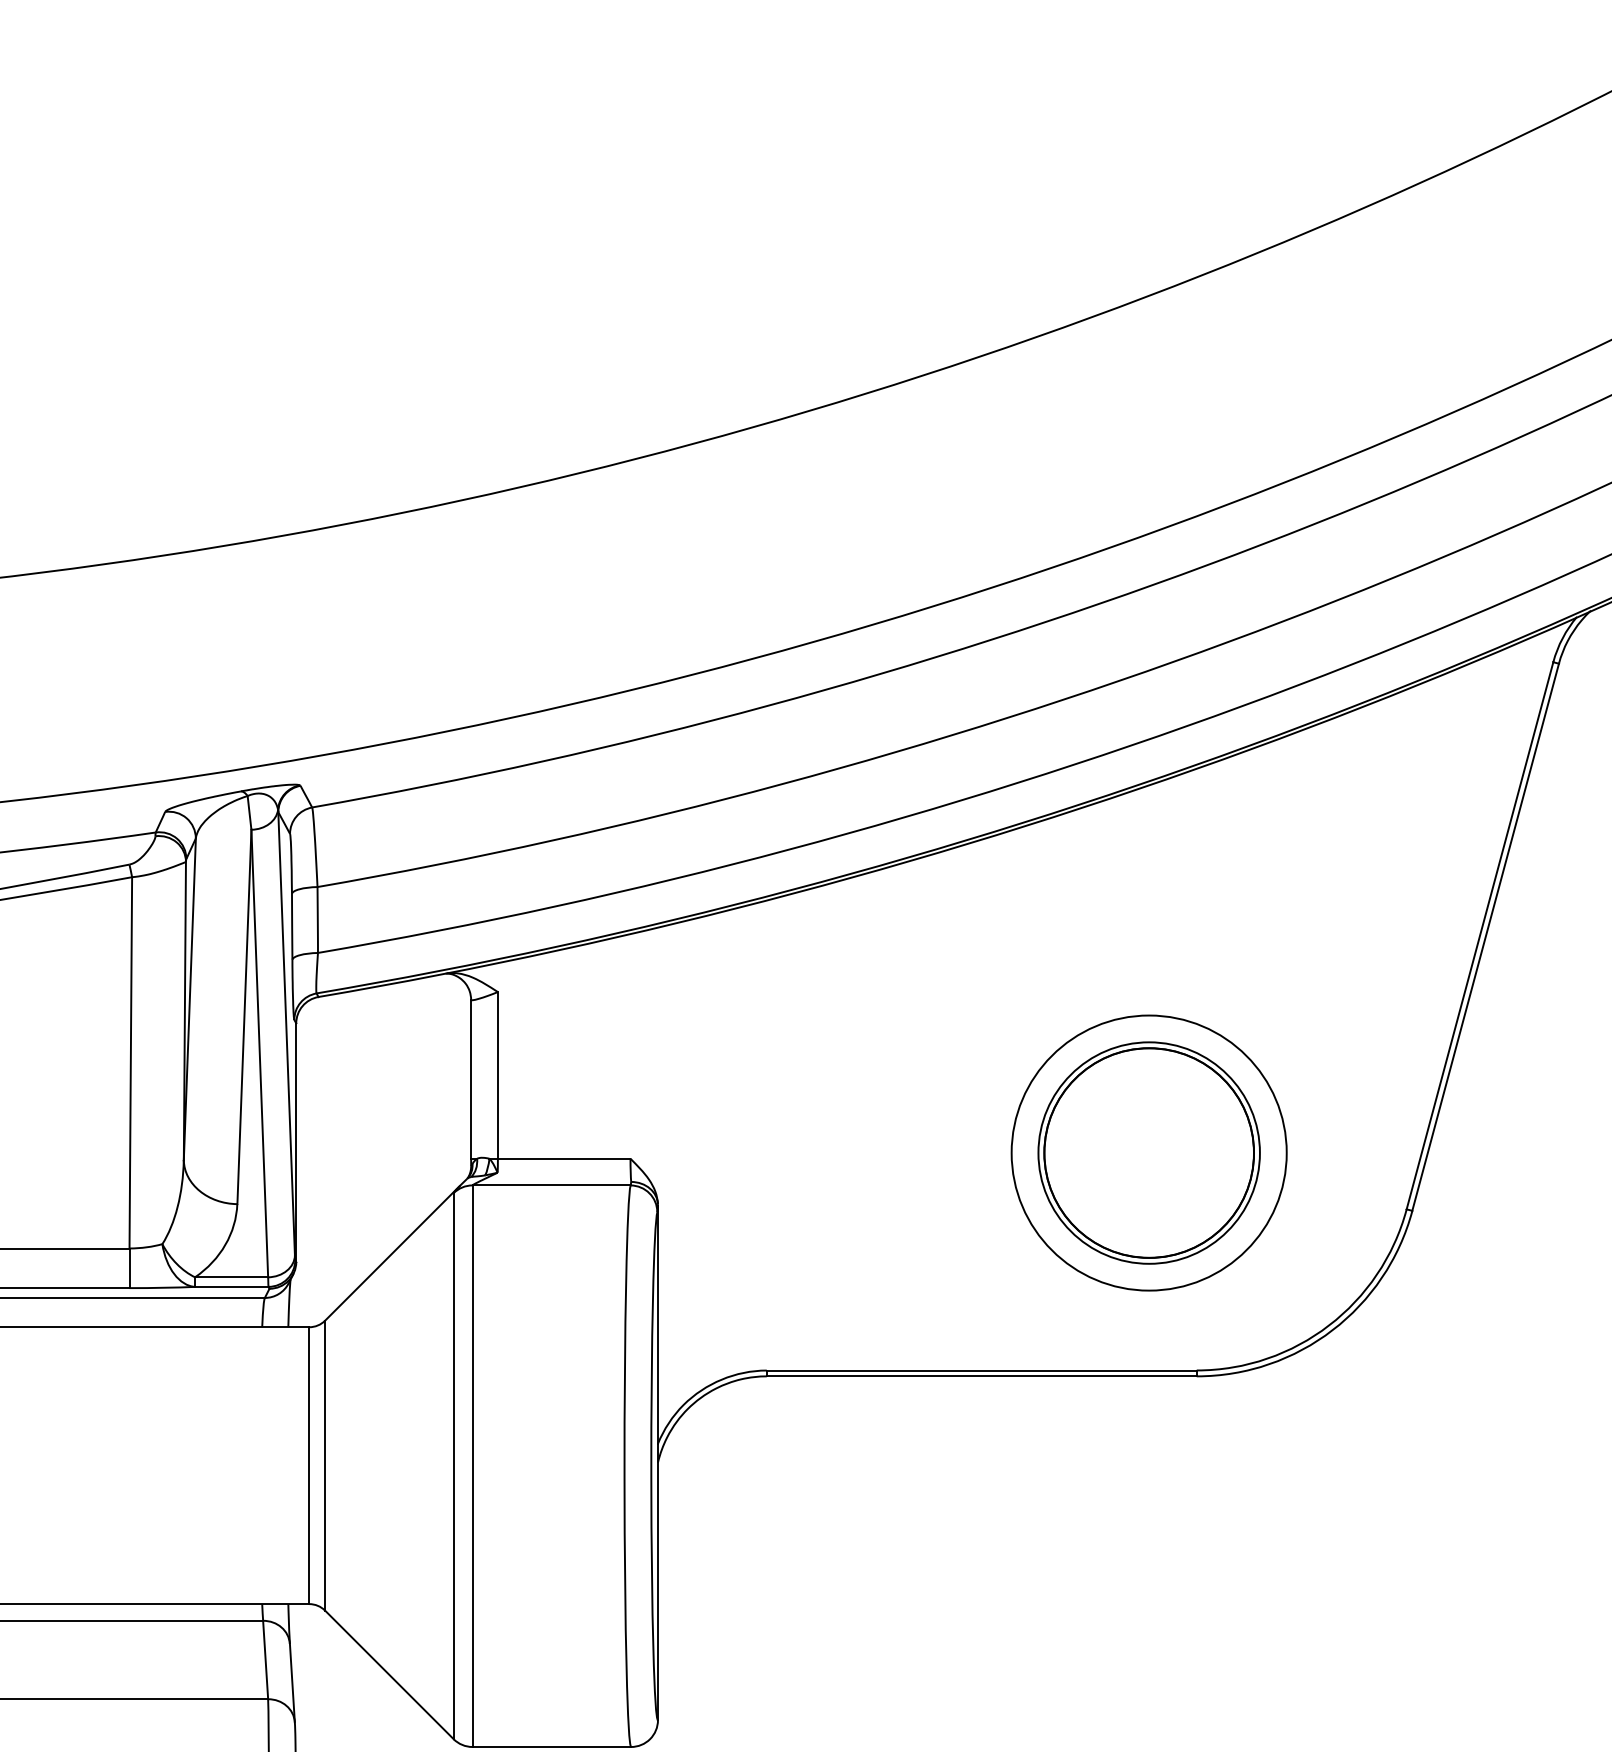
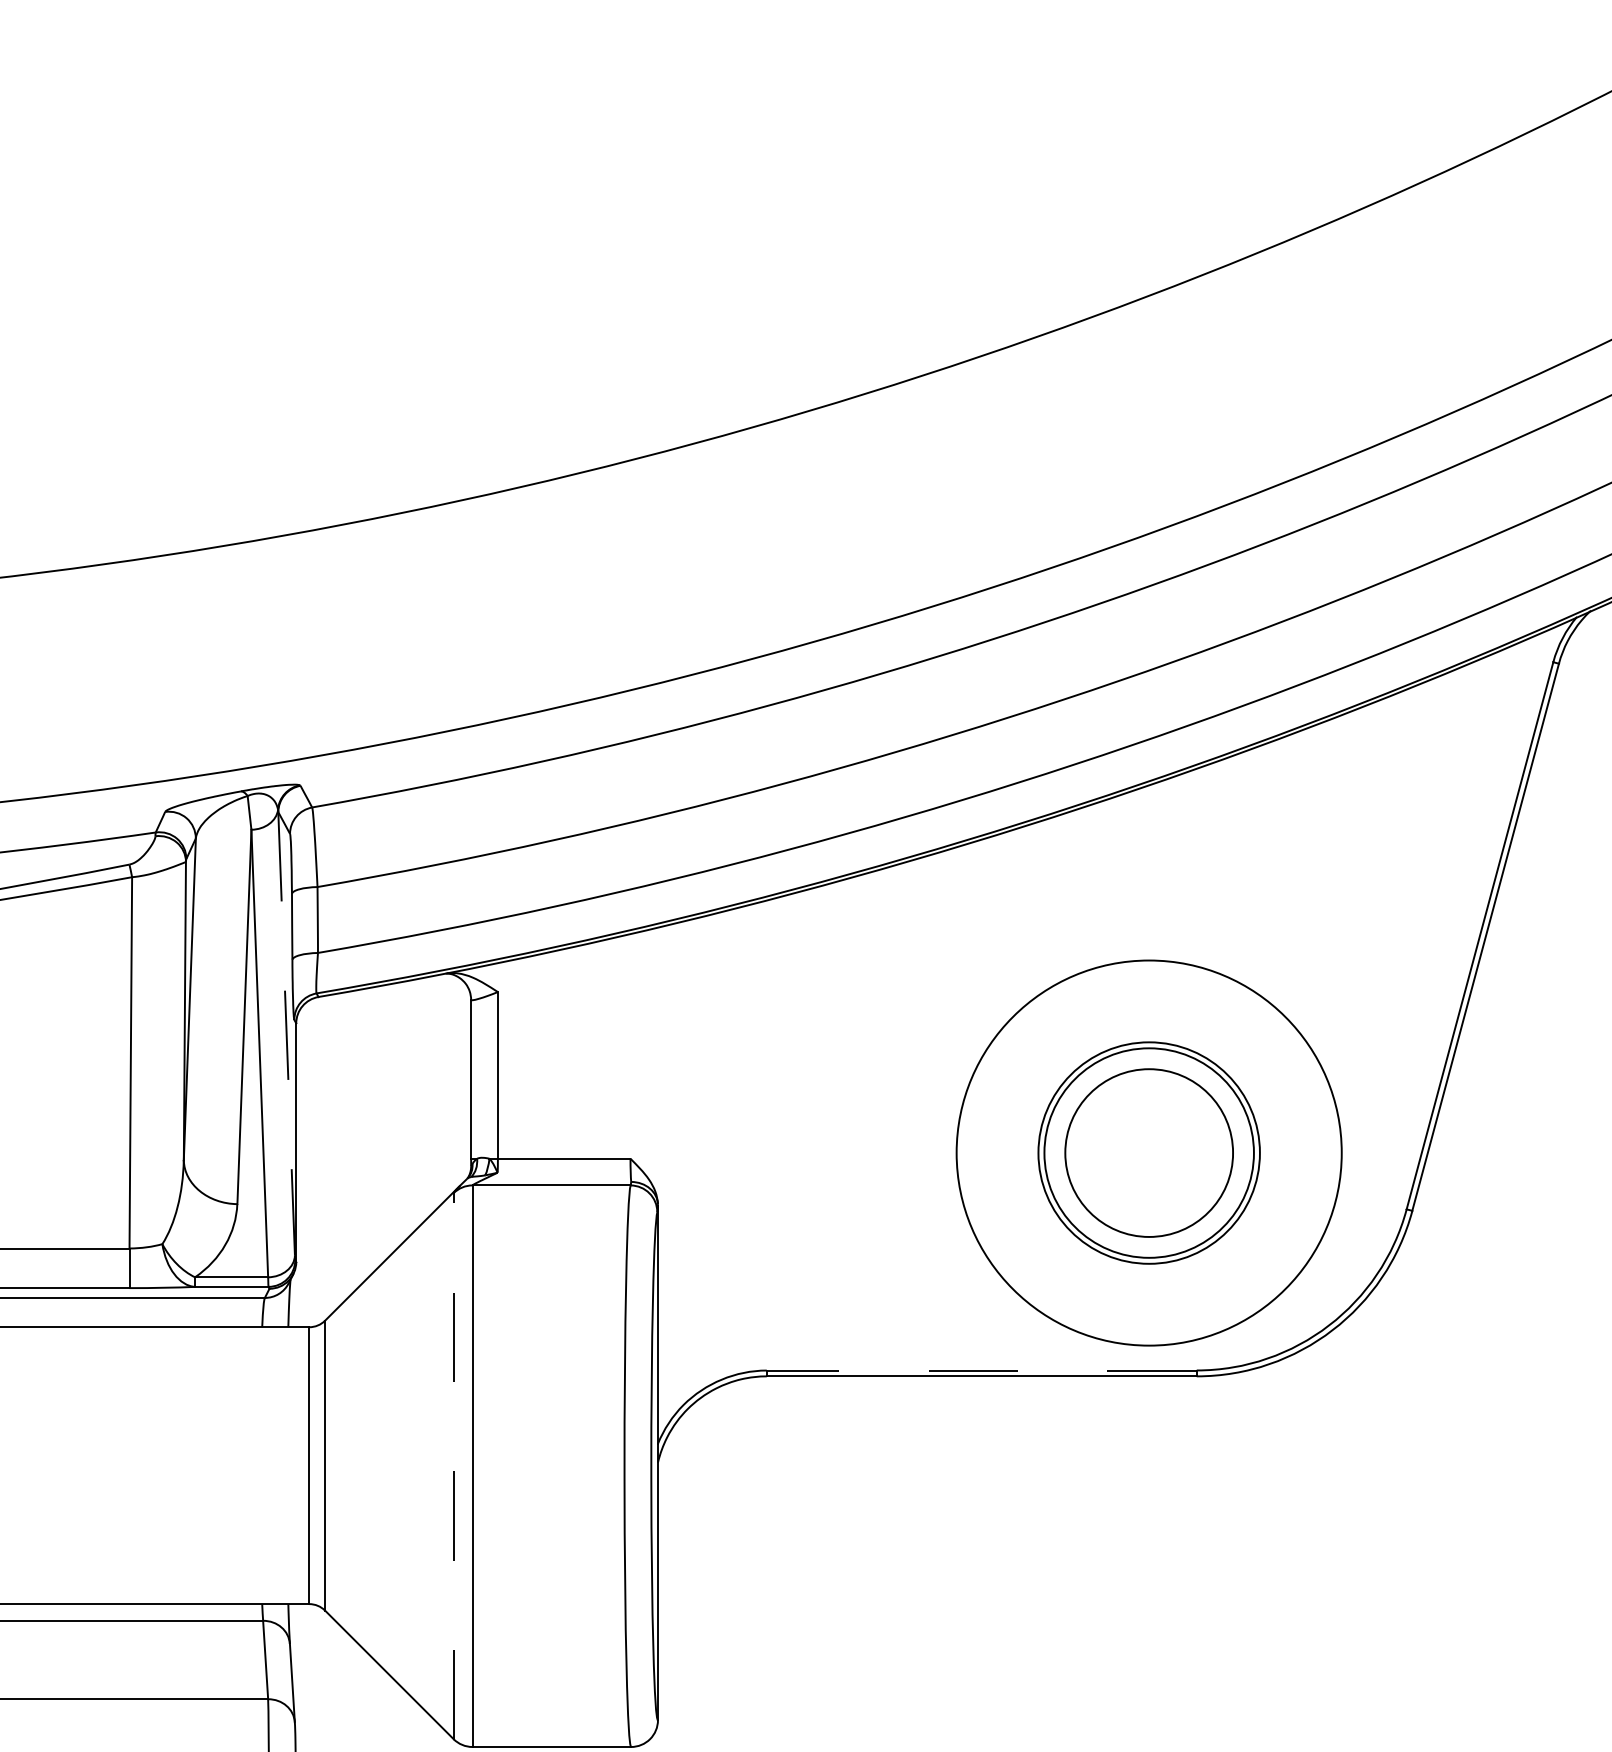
line: solid -> dashed (286, 1033)
circle diameter: 275 px -> 385 px (1148, 1152)
circle diameter: 210 px -> 168 px (1149, 1152)
line: solid -> dashed (981, 1370)
line: solid -> dashed (453, 1466)
